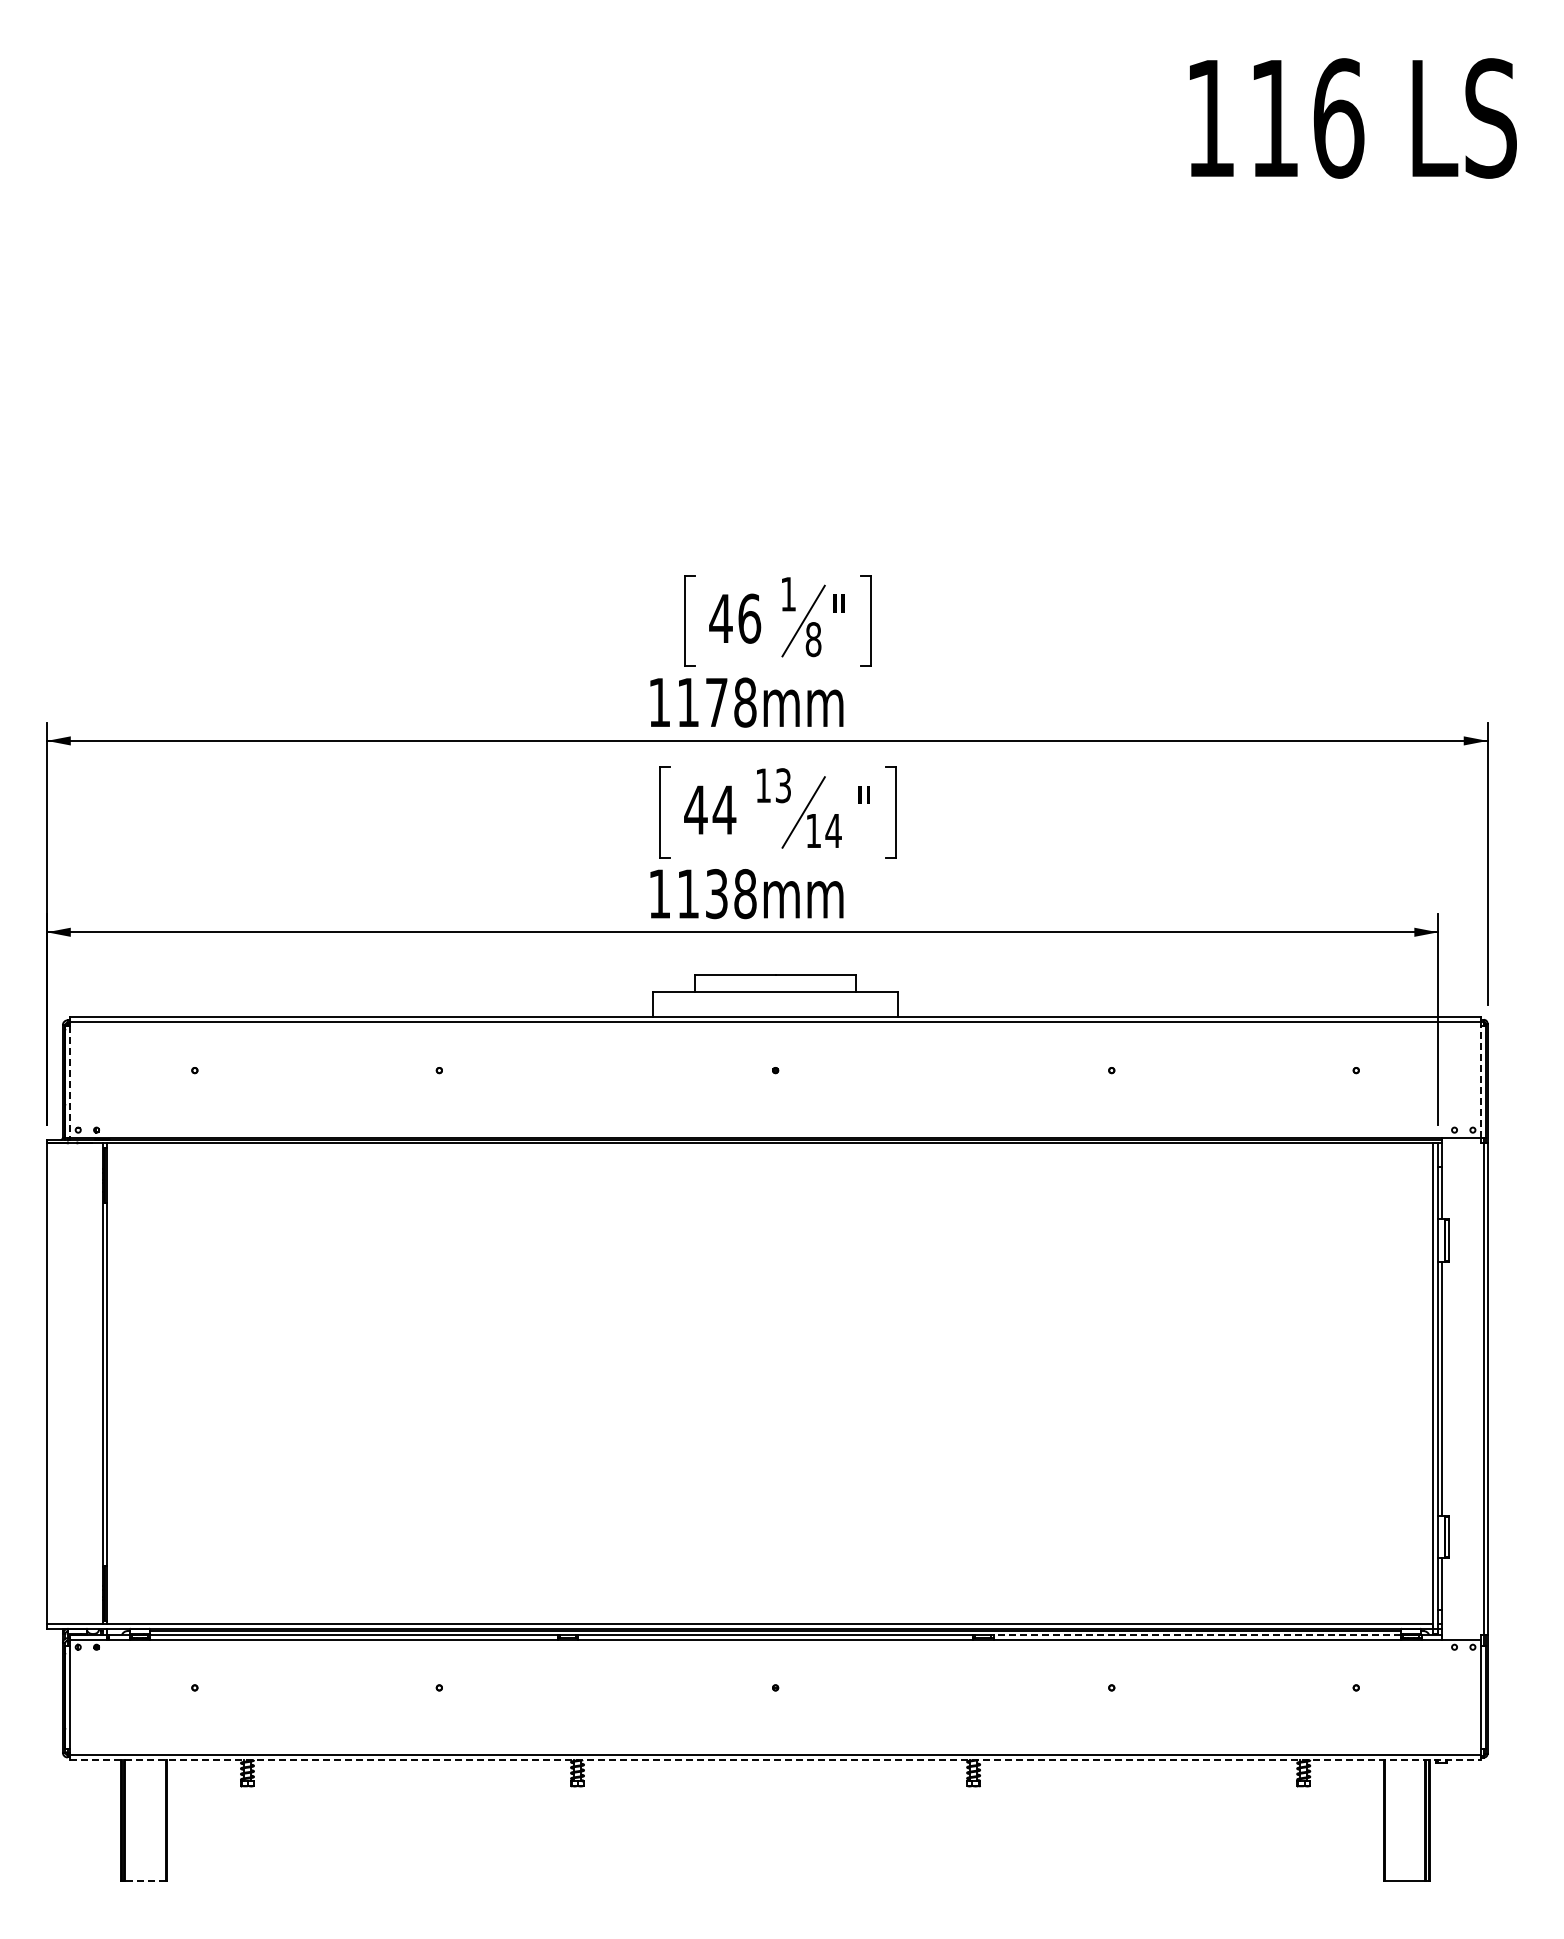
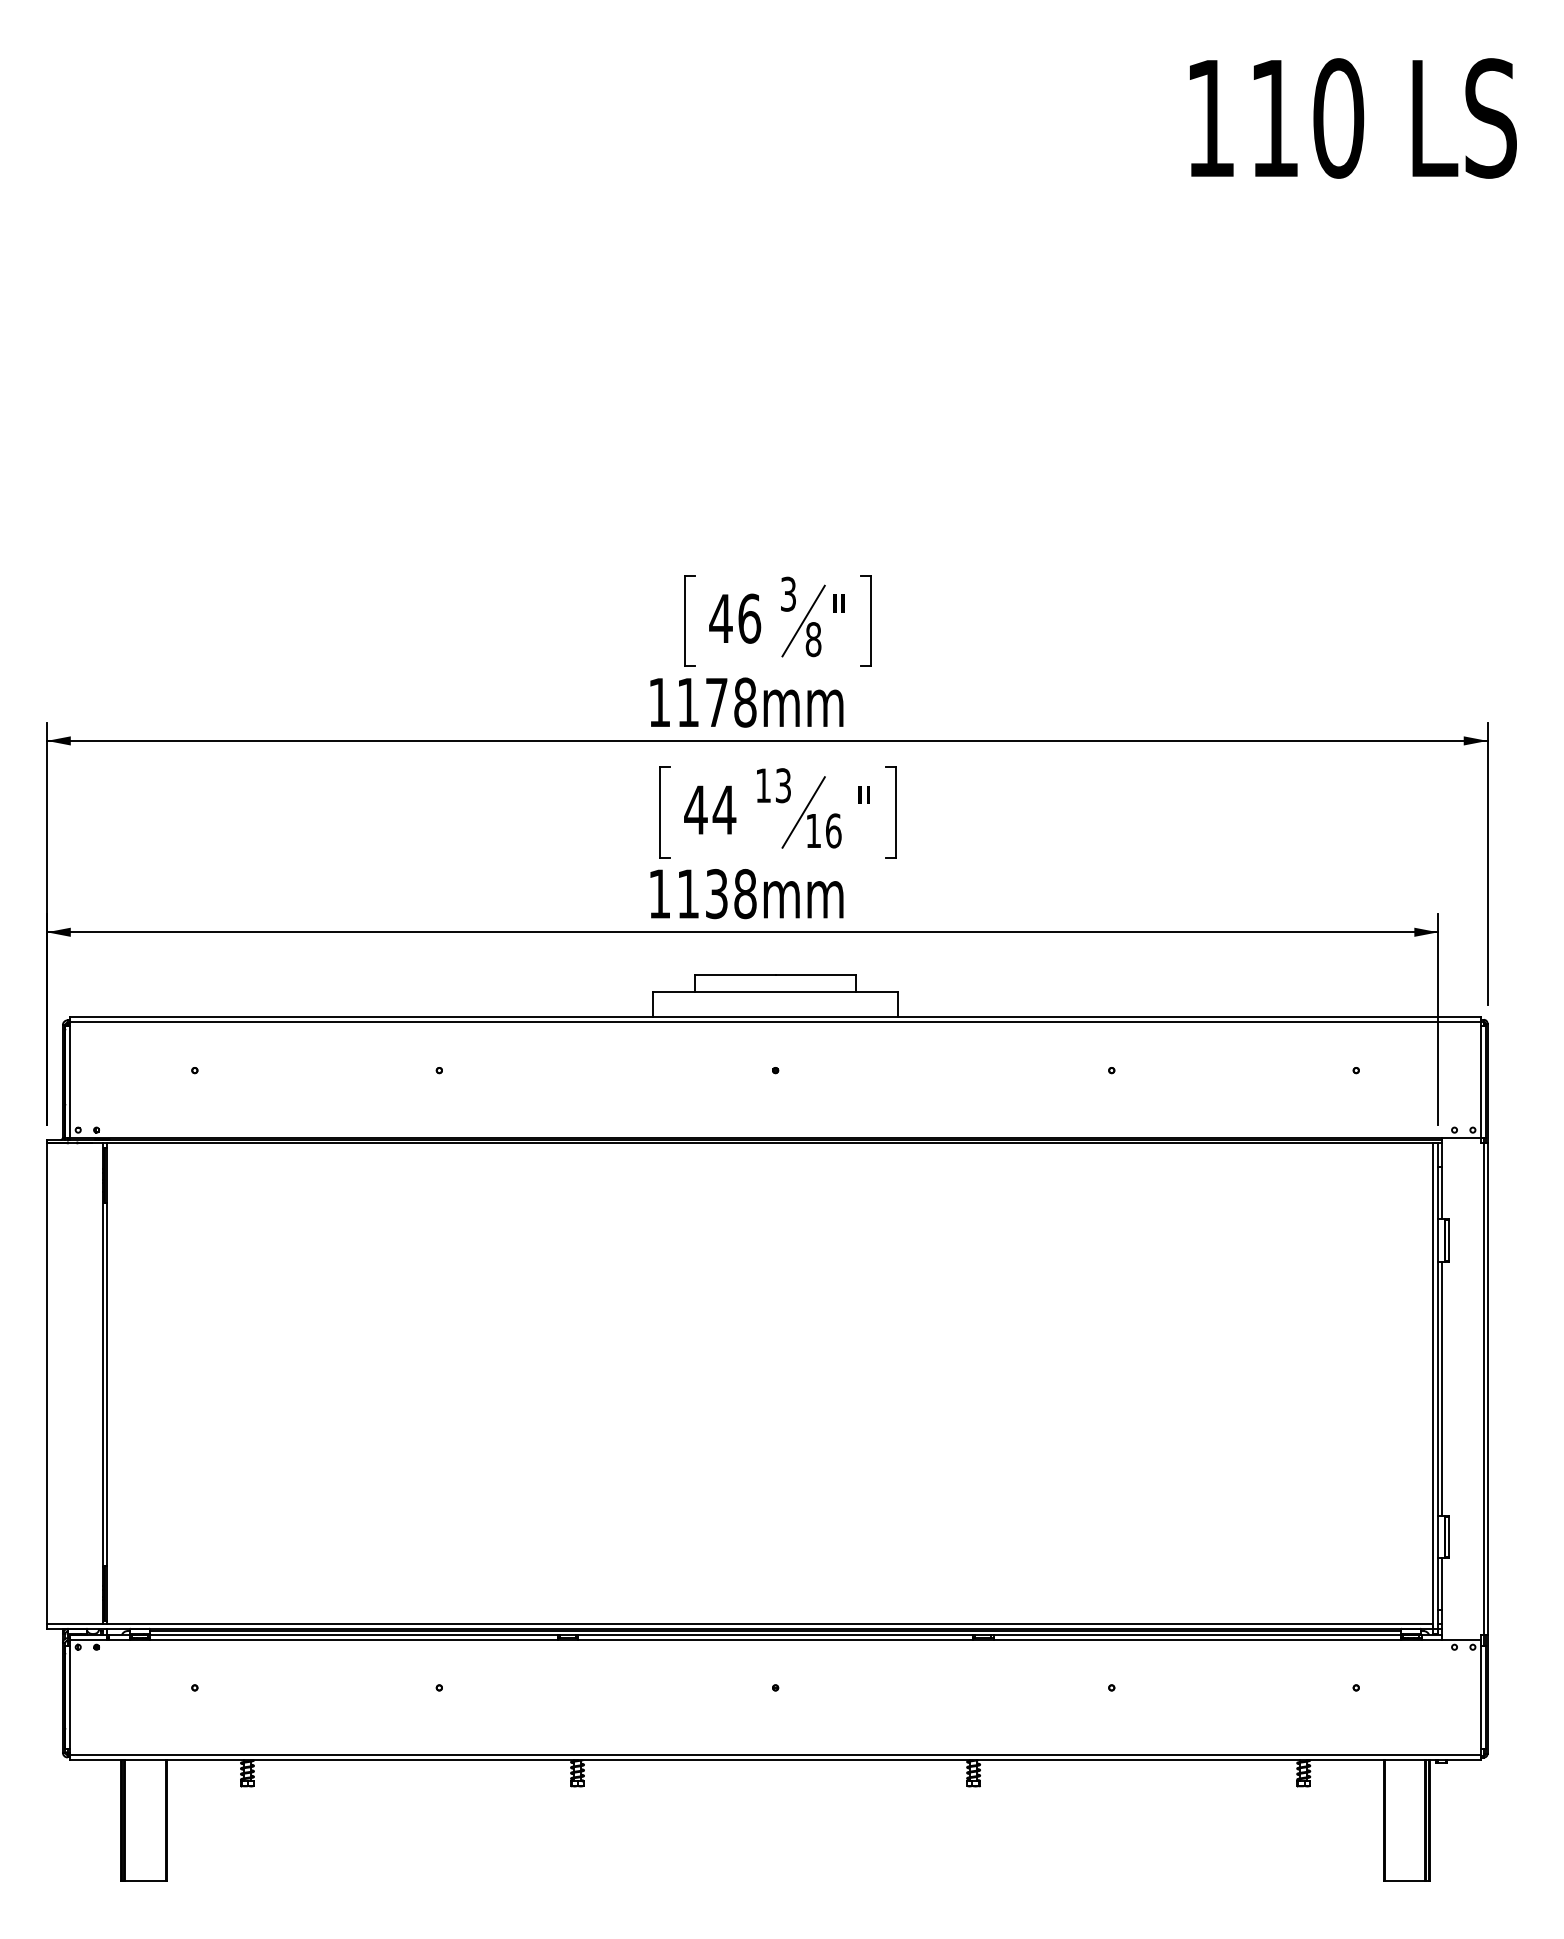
text: 116 -> 110 (1338, 118)
text: 1 -> 3 (788, 593)
text: 14 -> 16 (833, 830)
line: dashed -> solid (70, 1081)
line: dashed -> solid (1480, 1081)
line: dashed -> solid (1197, 1635)
line: dashed -> solid (776, 1760)
line: dashed -> solid (144, 1880)
